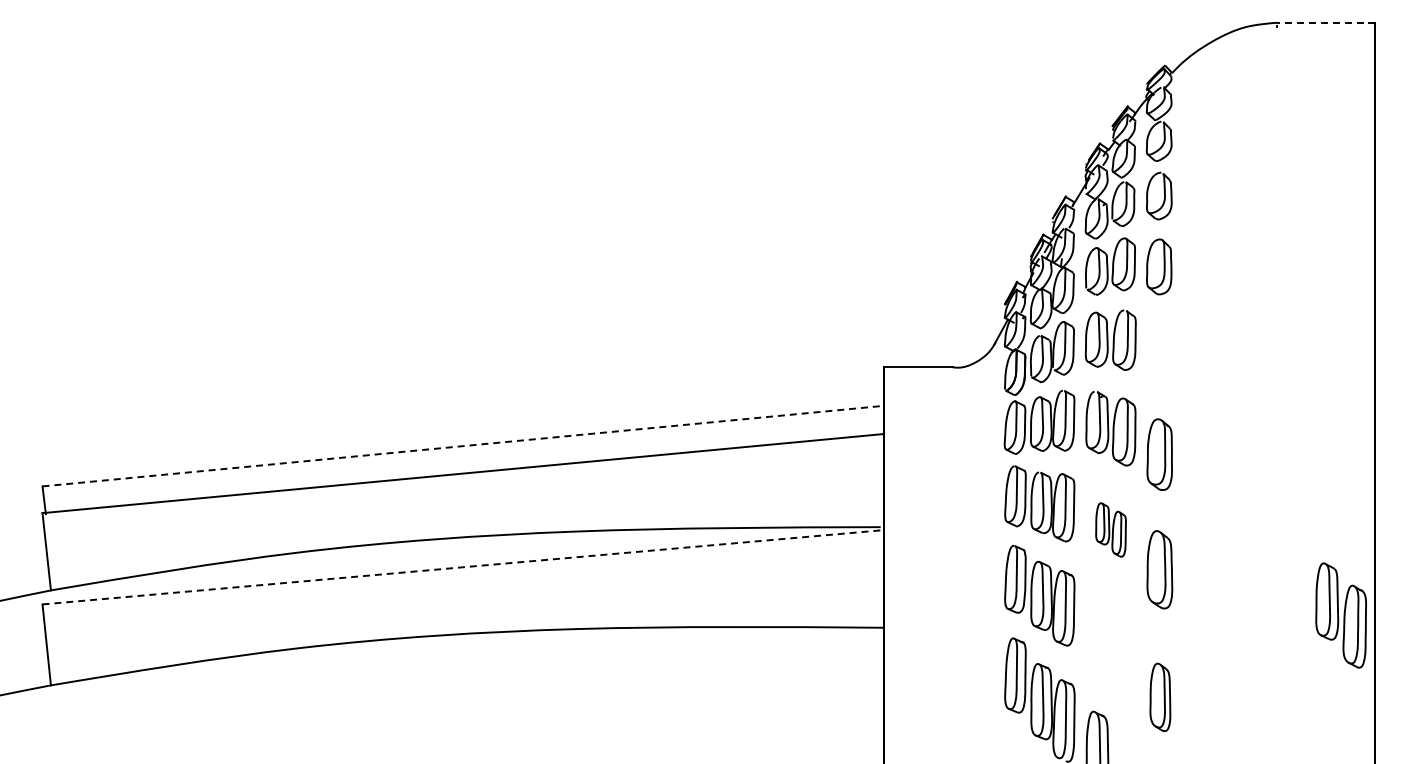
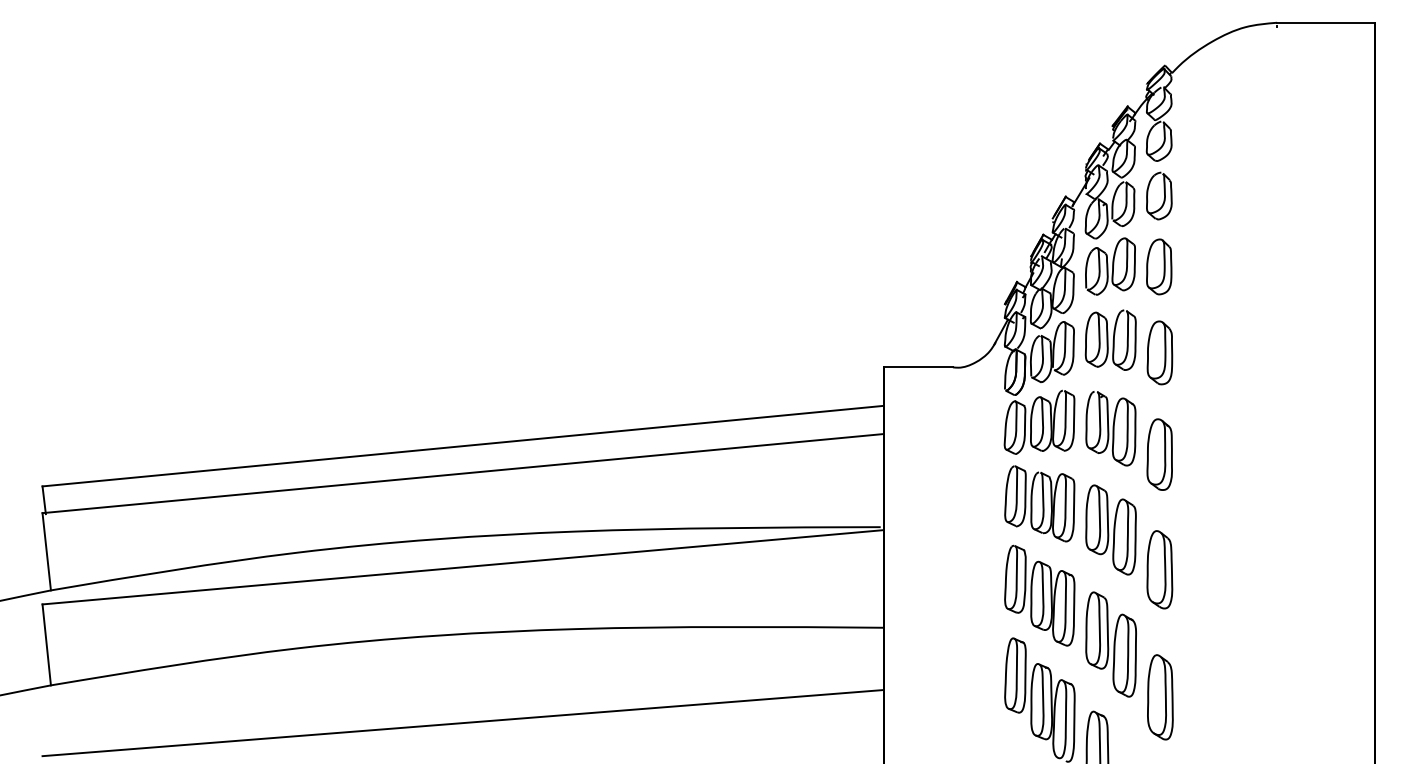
line: dashed -> solid (1325, 22)
part: none -> present (1159, 352)
line: dashed -> solid (463, 446)
part size: 32x56 px -> 52x92 px (1110, 529)
line: dashed -> solid (463, 567)
part position: (1340, 615) -> (1110, 644) (1110, 644)
part size: 23x70 px -> 27x87 px (1160, 697)
line: none -> present (462, 723)
